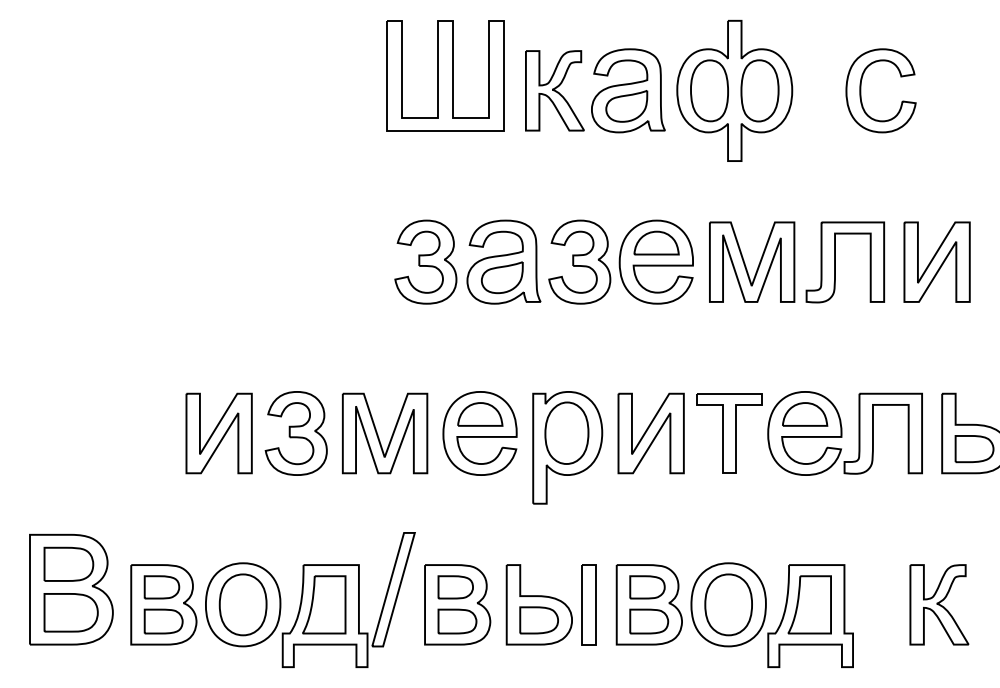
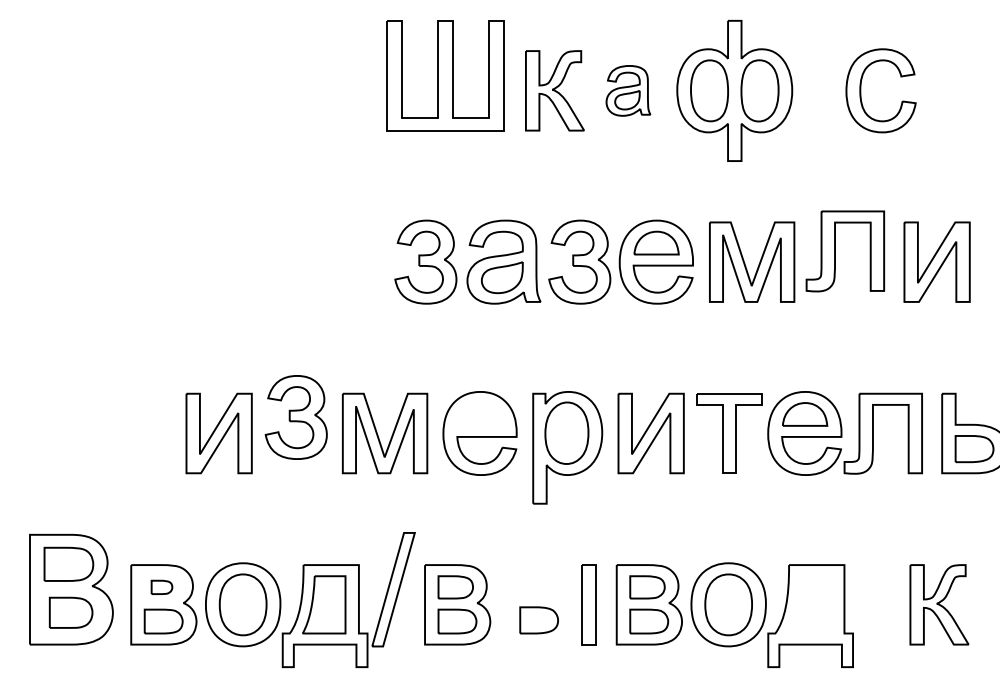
part size: 75x86 px -> 47x52 px (628, 90)
part position: (835, 262) -> (835, 251) (835, 251)
part: present -> none (480, 414)
part position: (295, 433) -> (295, 417) (295, 417)
part size: 38x25 px -> 24x16 px (161, 586)
part: present -> none (538, 604)
part: present -> none (809, 604)
part size: 56x40 px -> 46x33 px (70, 612)
